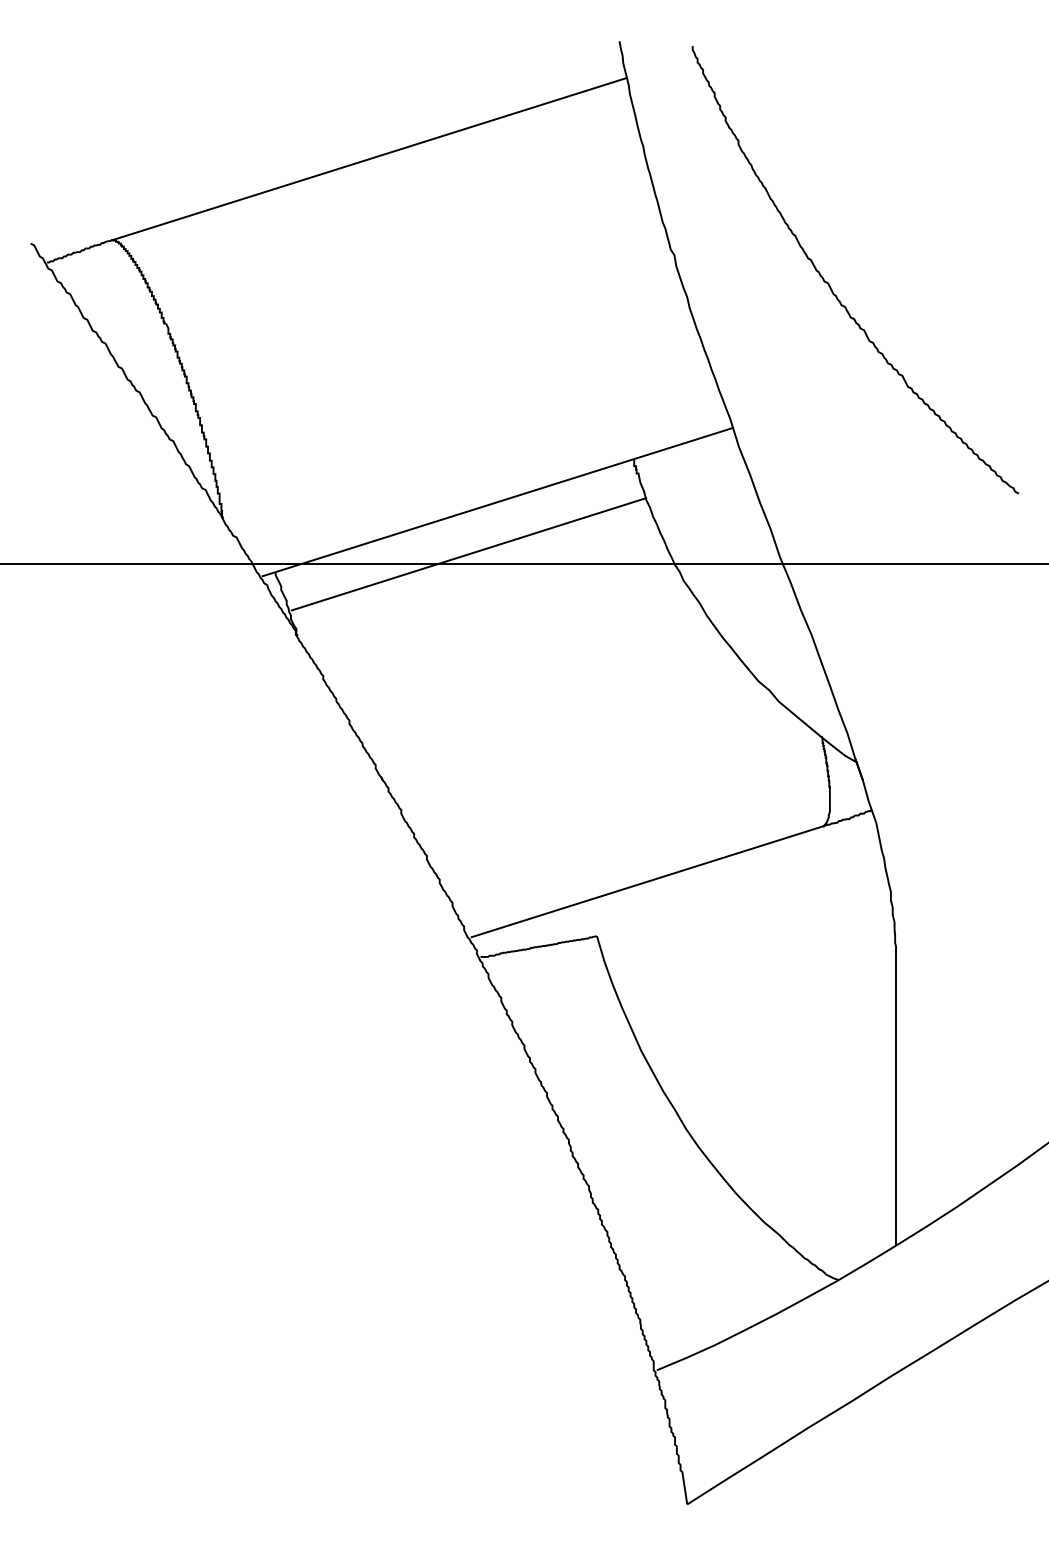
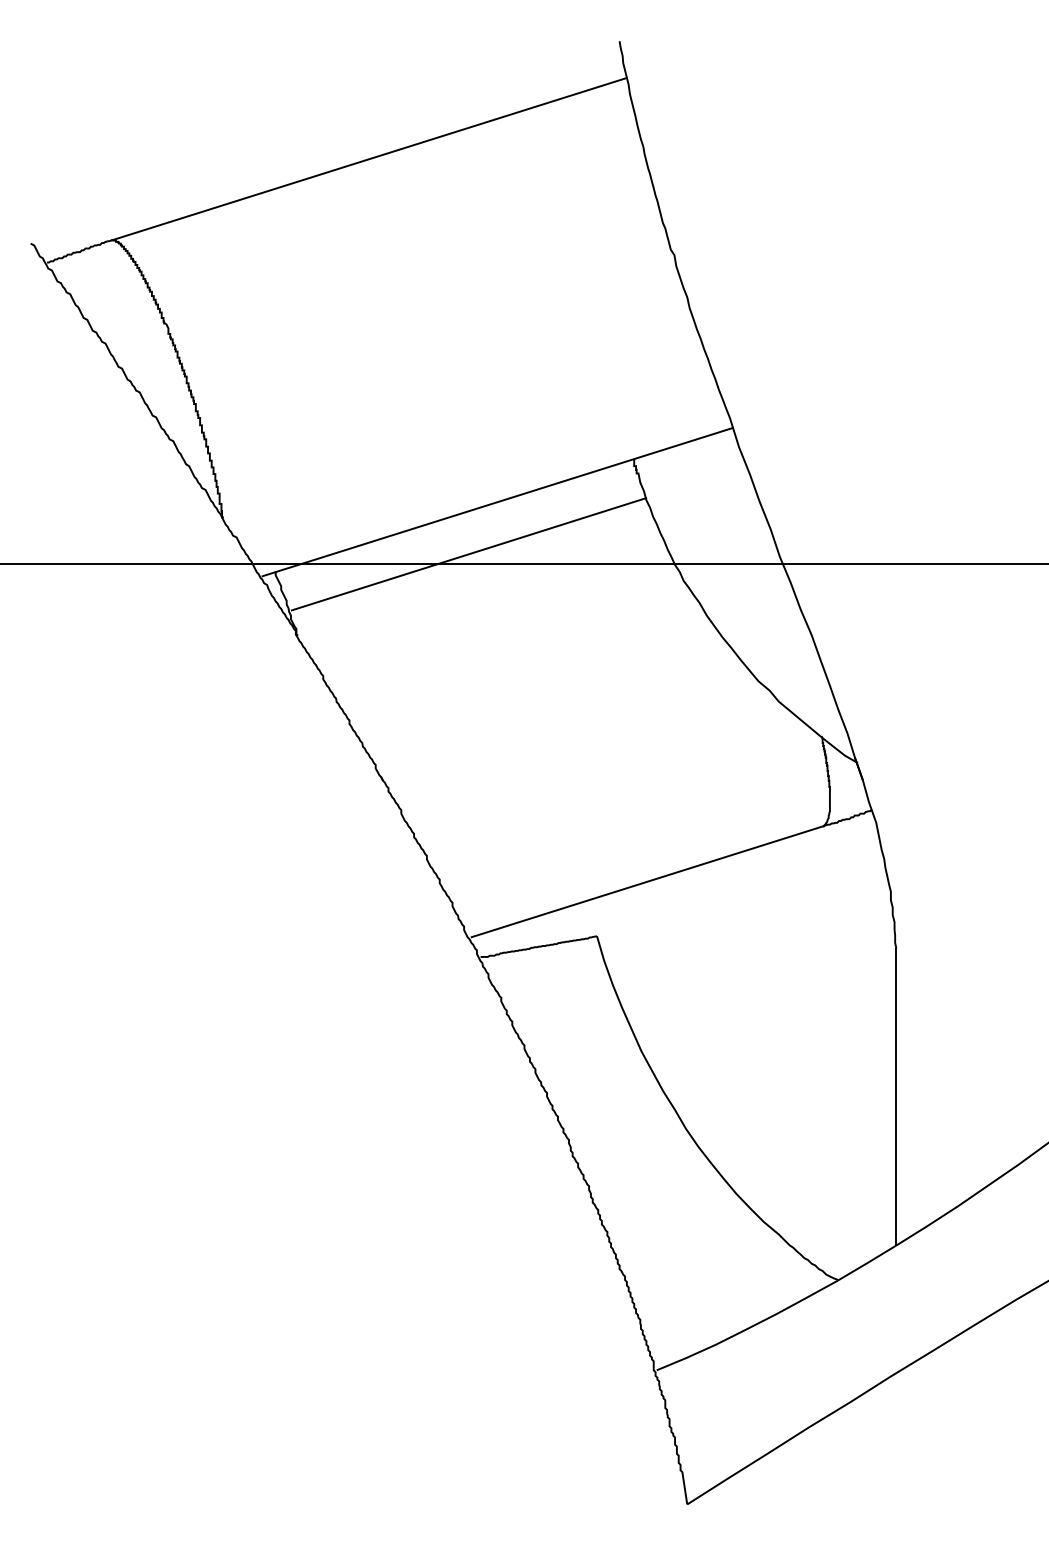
curve: present -> none (829, 283)
